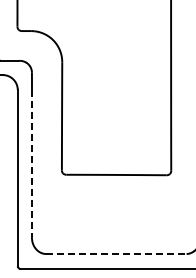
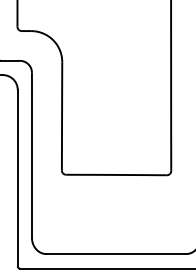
line: dashed -> solid (31, 163)
line: dashed -> solid (116, 254)
